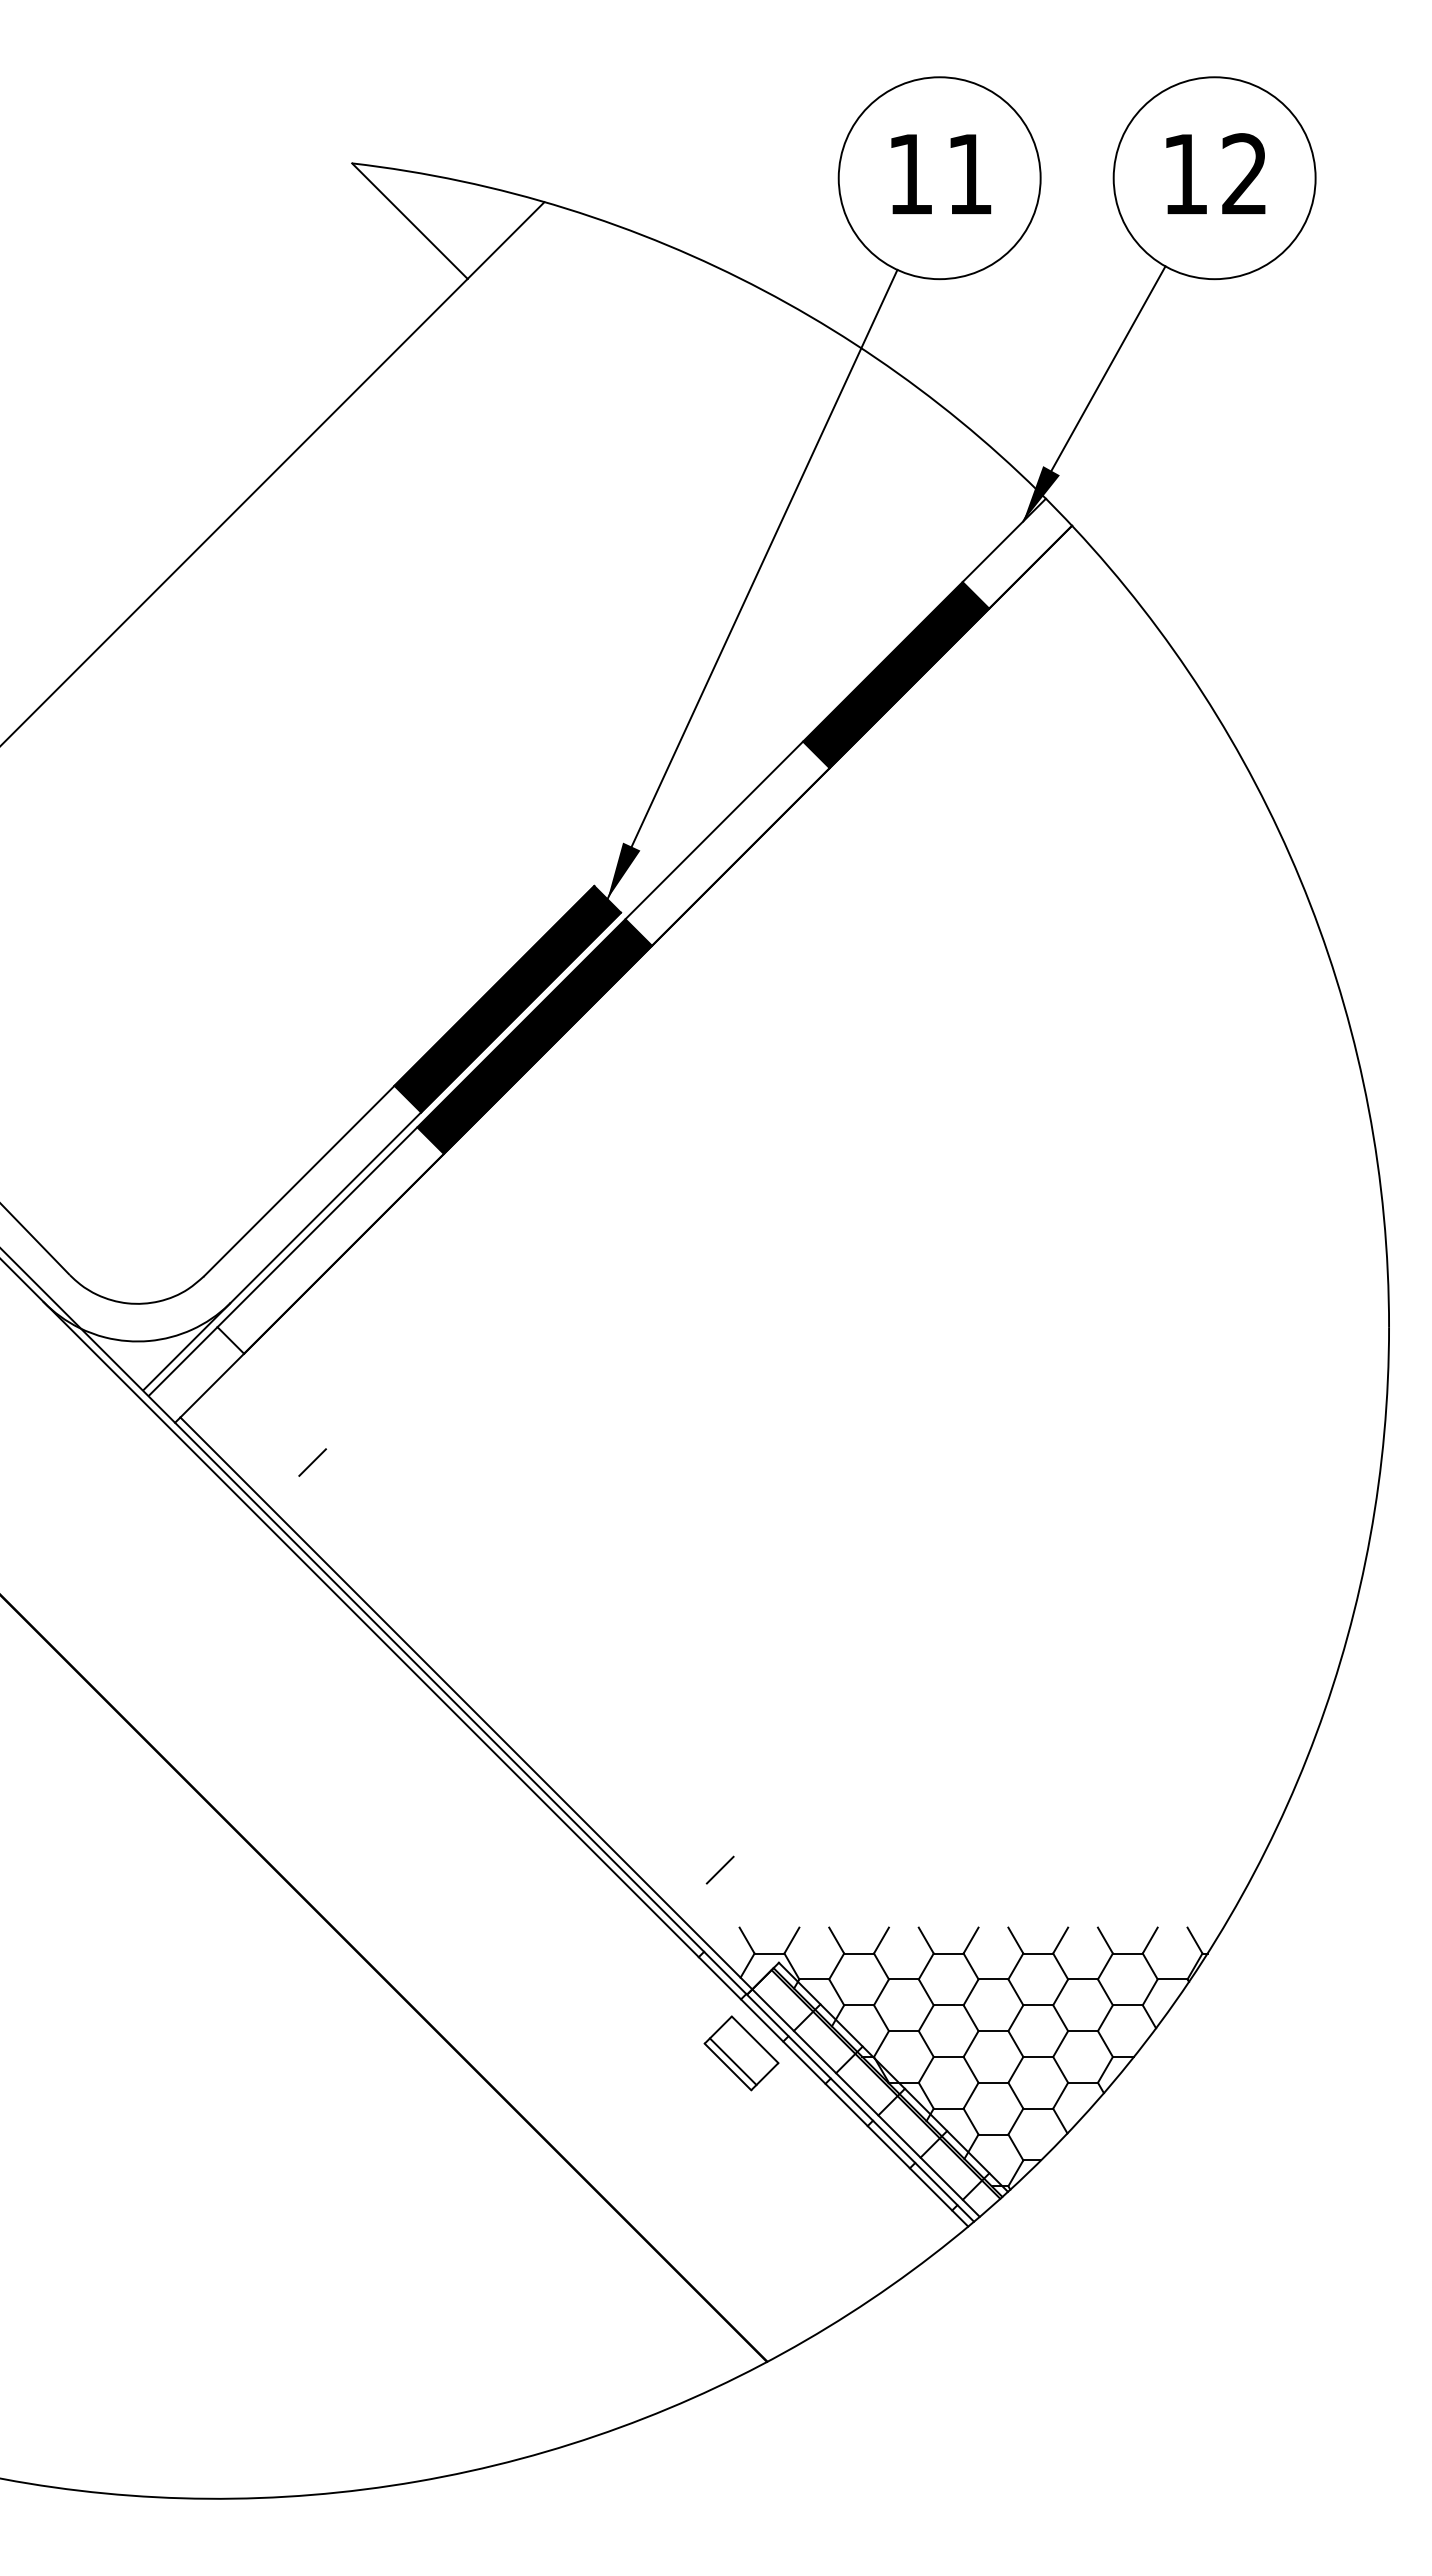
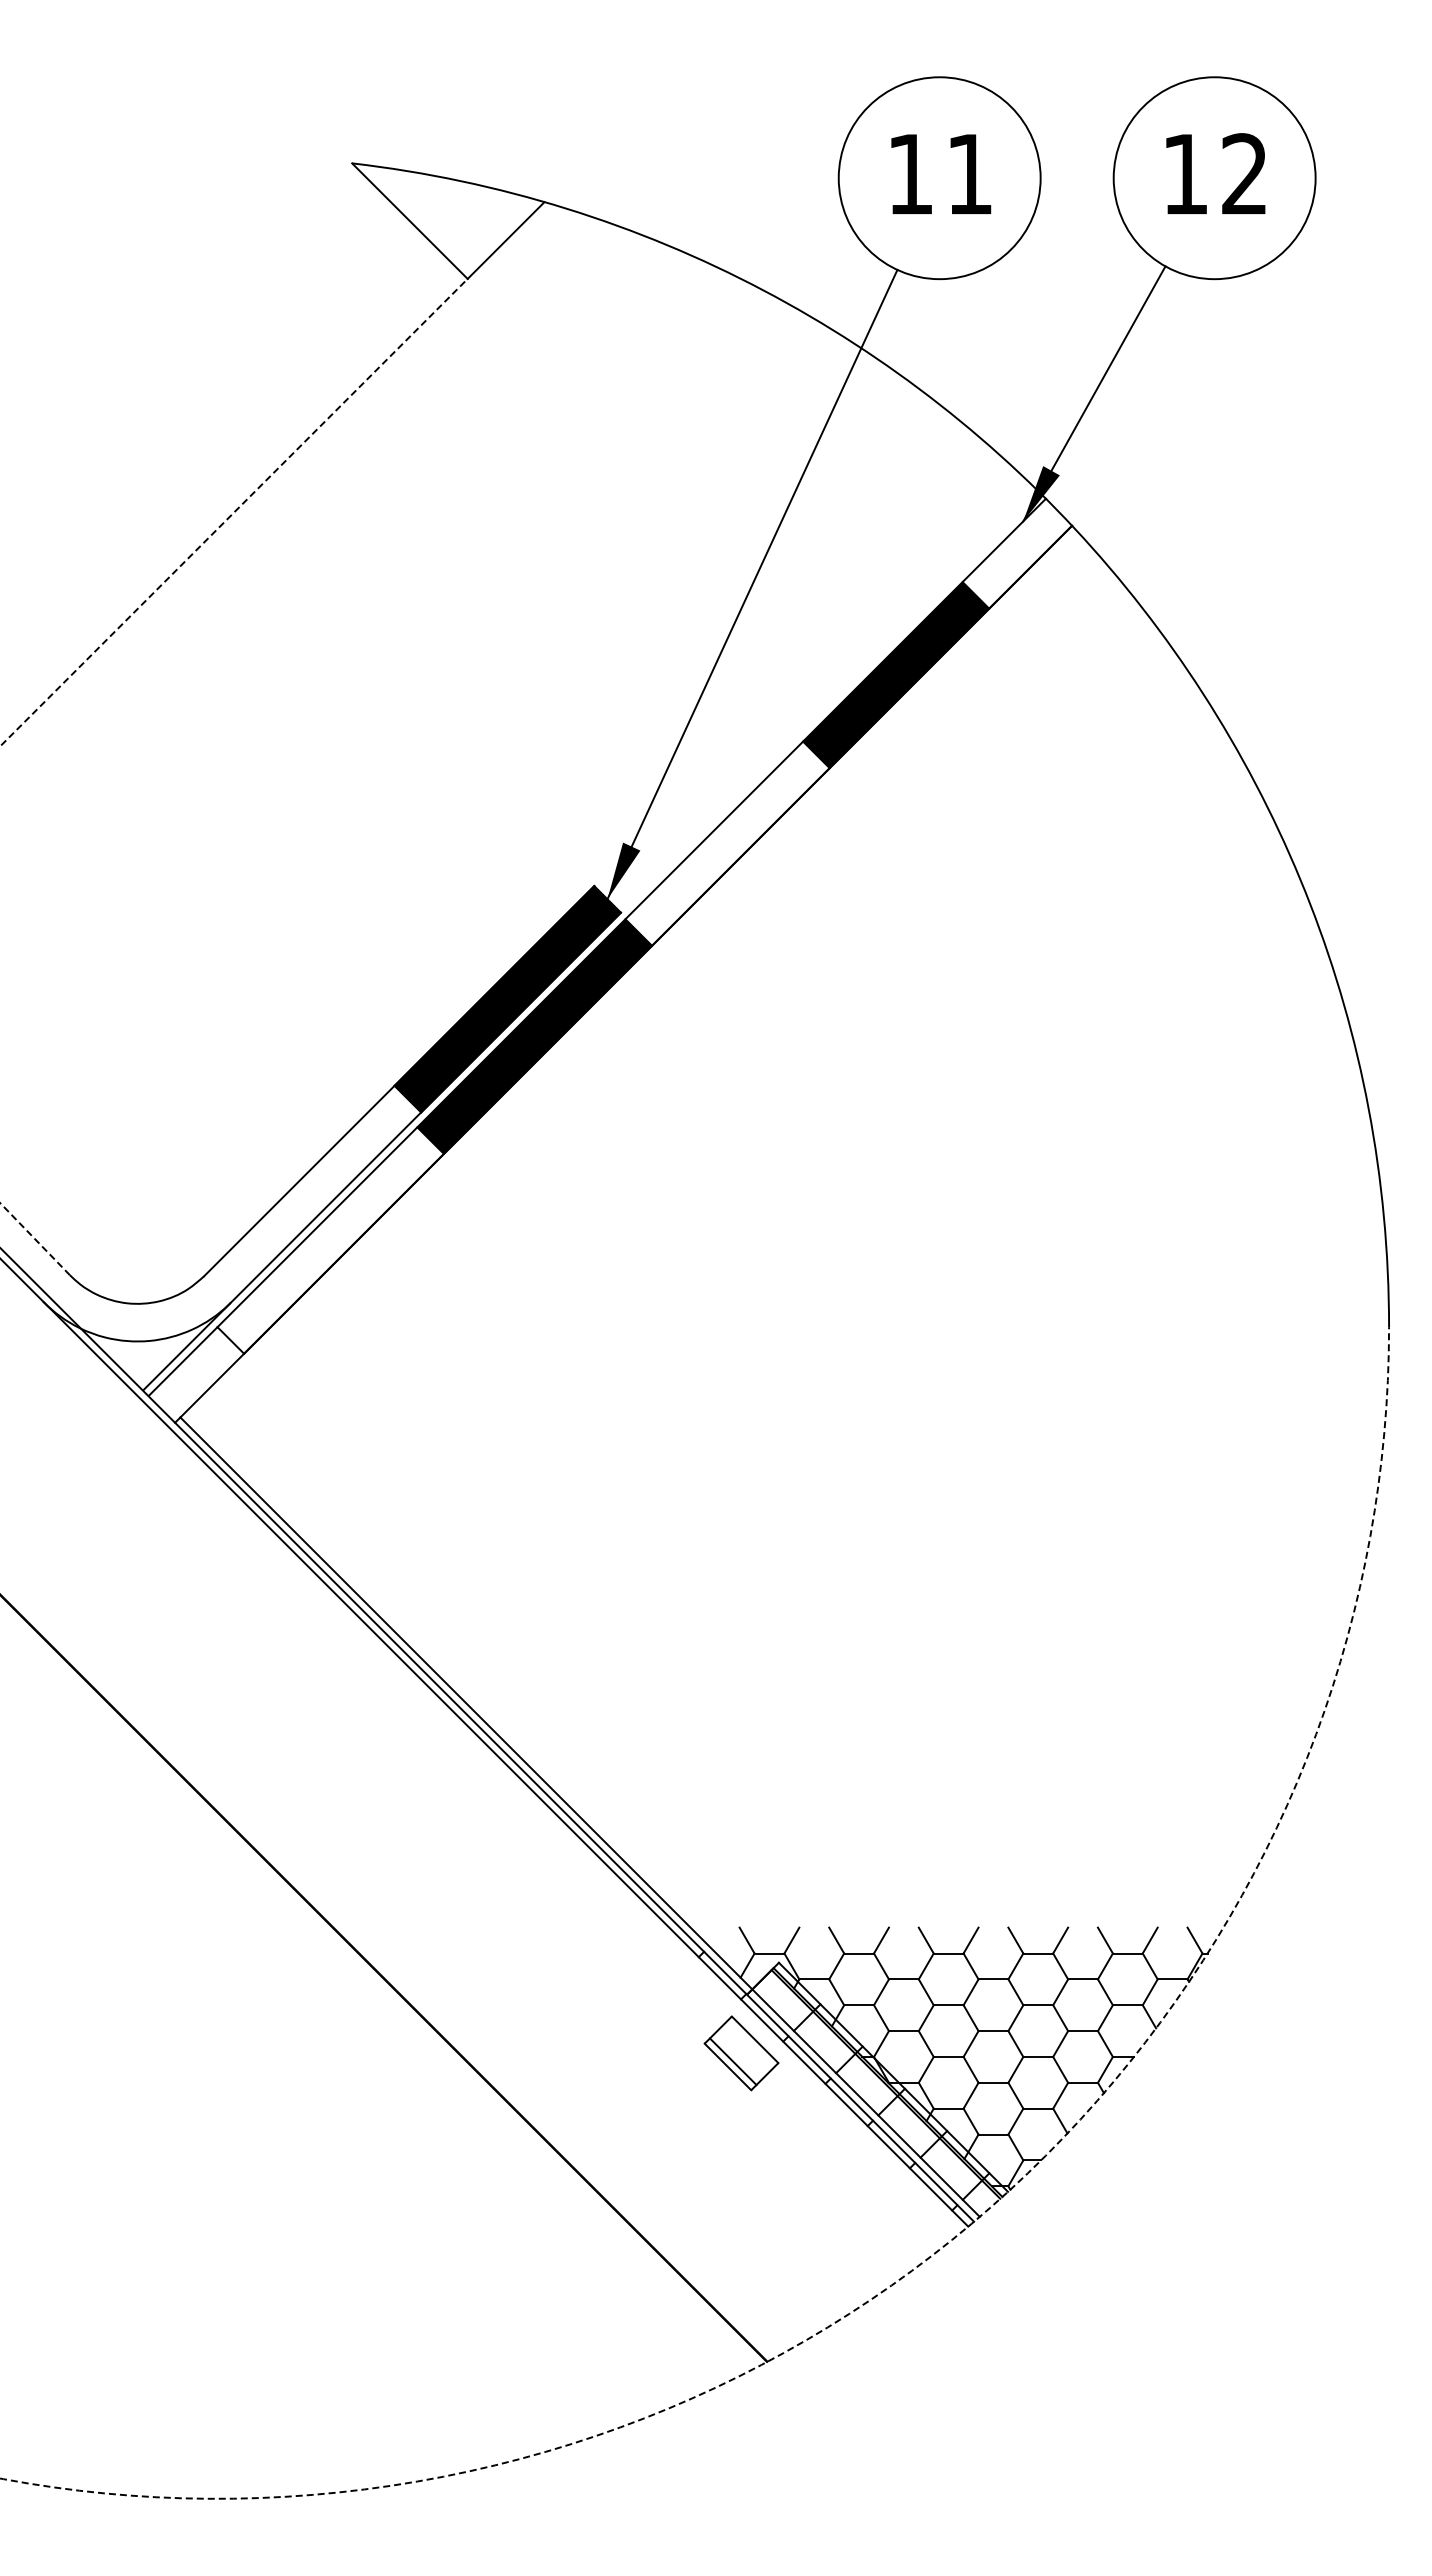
line: solid -> dashed (234, 512)
line: solid -> dashed (35, 1239)
line: present -> none (312, 1462)
line: present -> none (719, 1869)
arc: solid -> dashed (967, 2227)
